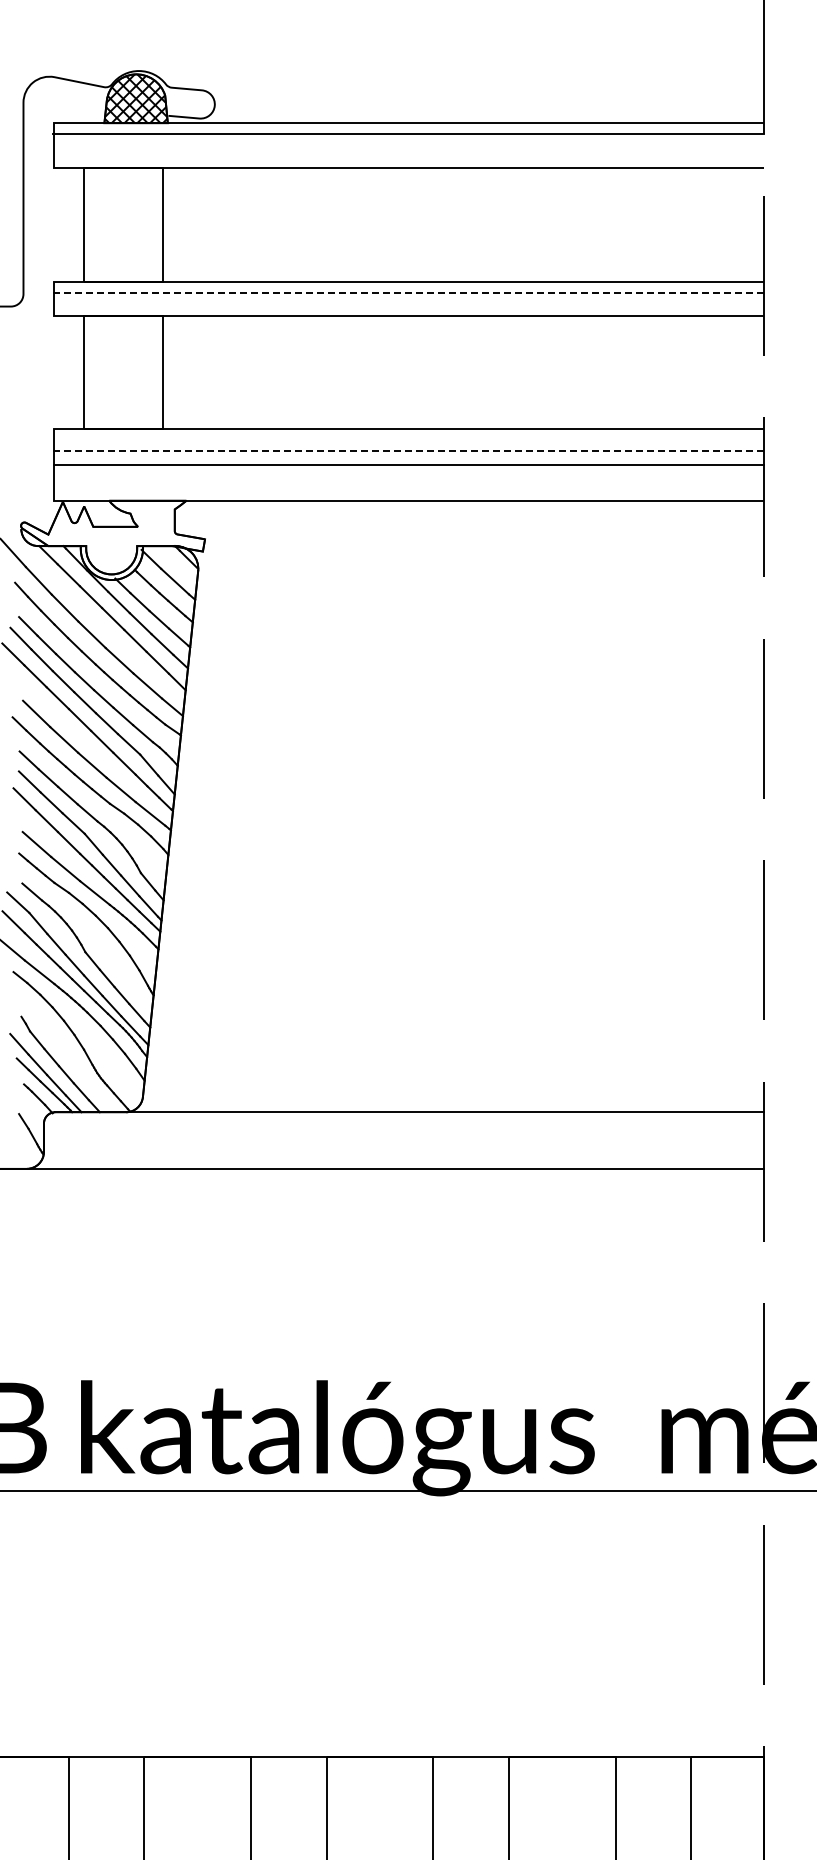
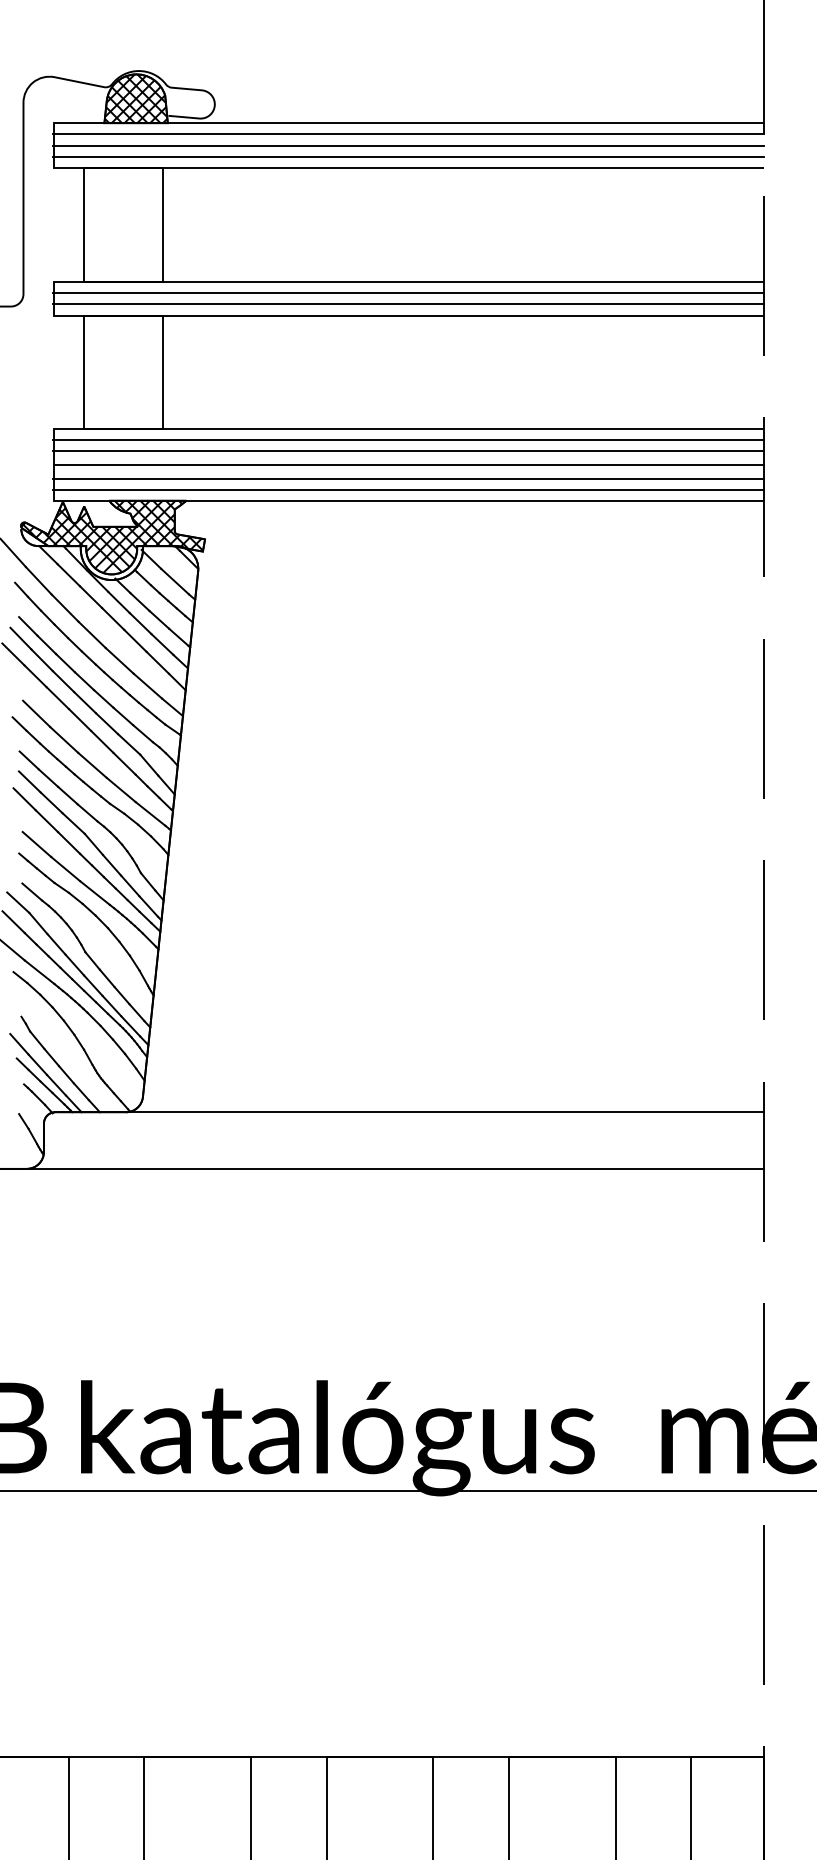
line: none -> present (408, 145)
line: none -> present (408, 157)
line: dashed -> solid (409, 292)
line: none -> present (408, 304)
line: none -> present (408, 440)
line: dashed -> solid (409, 451)
line: none -> present (408, 478)
line: none -> present (408, 490)
hatch: none -> present (112, 536)
